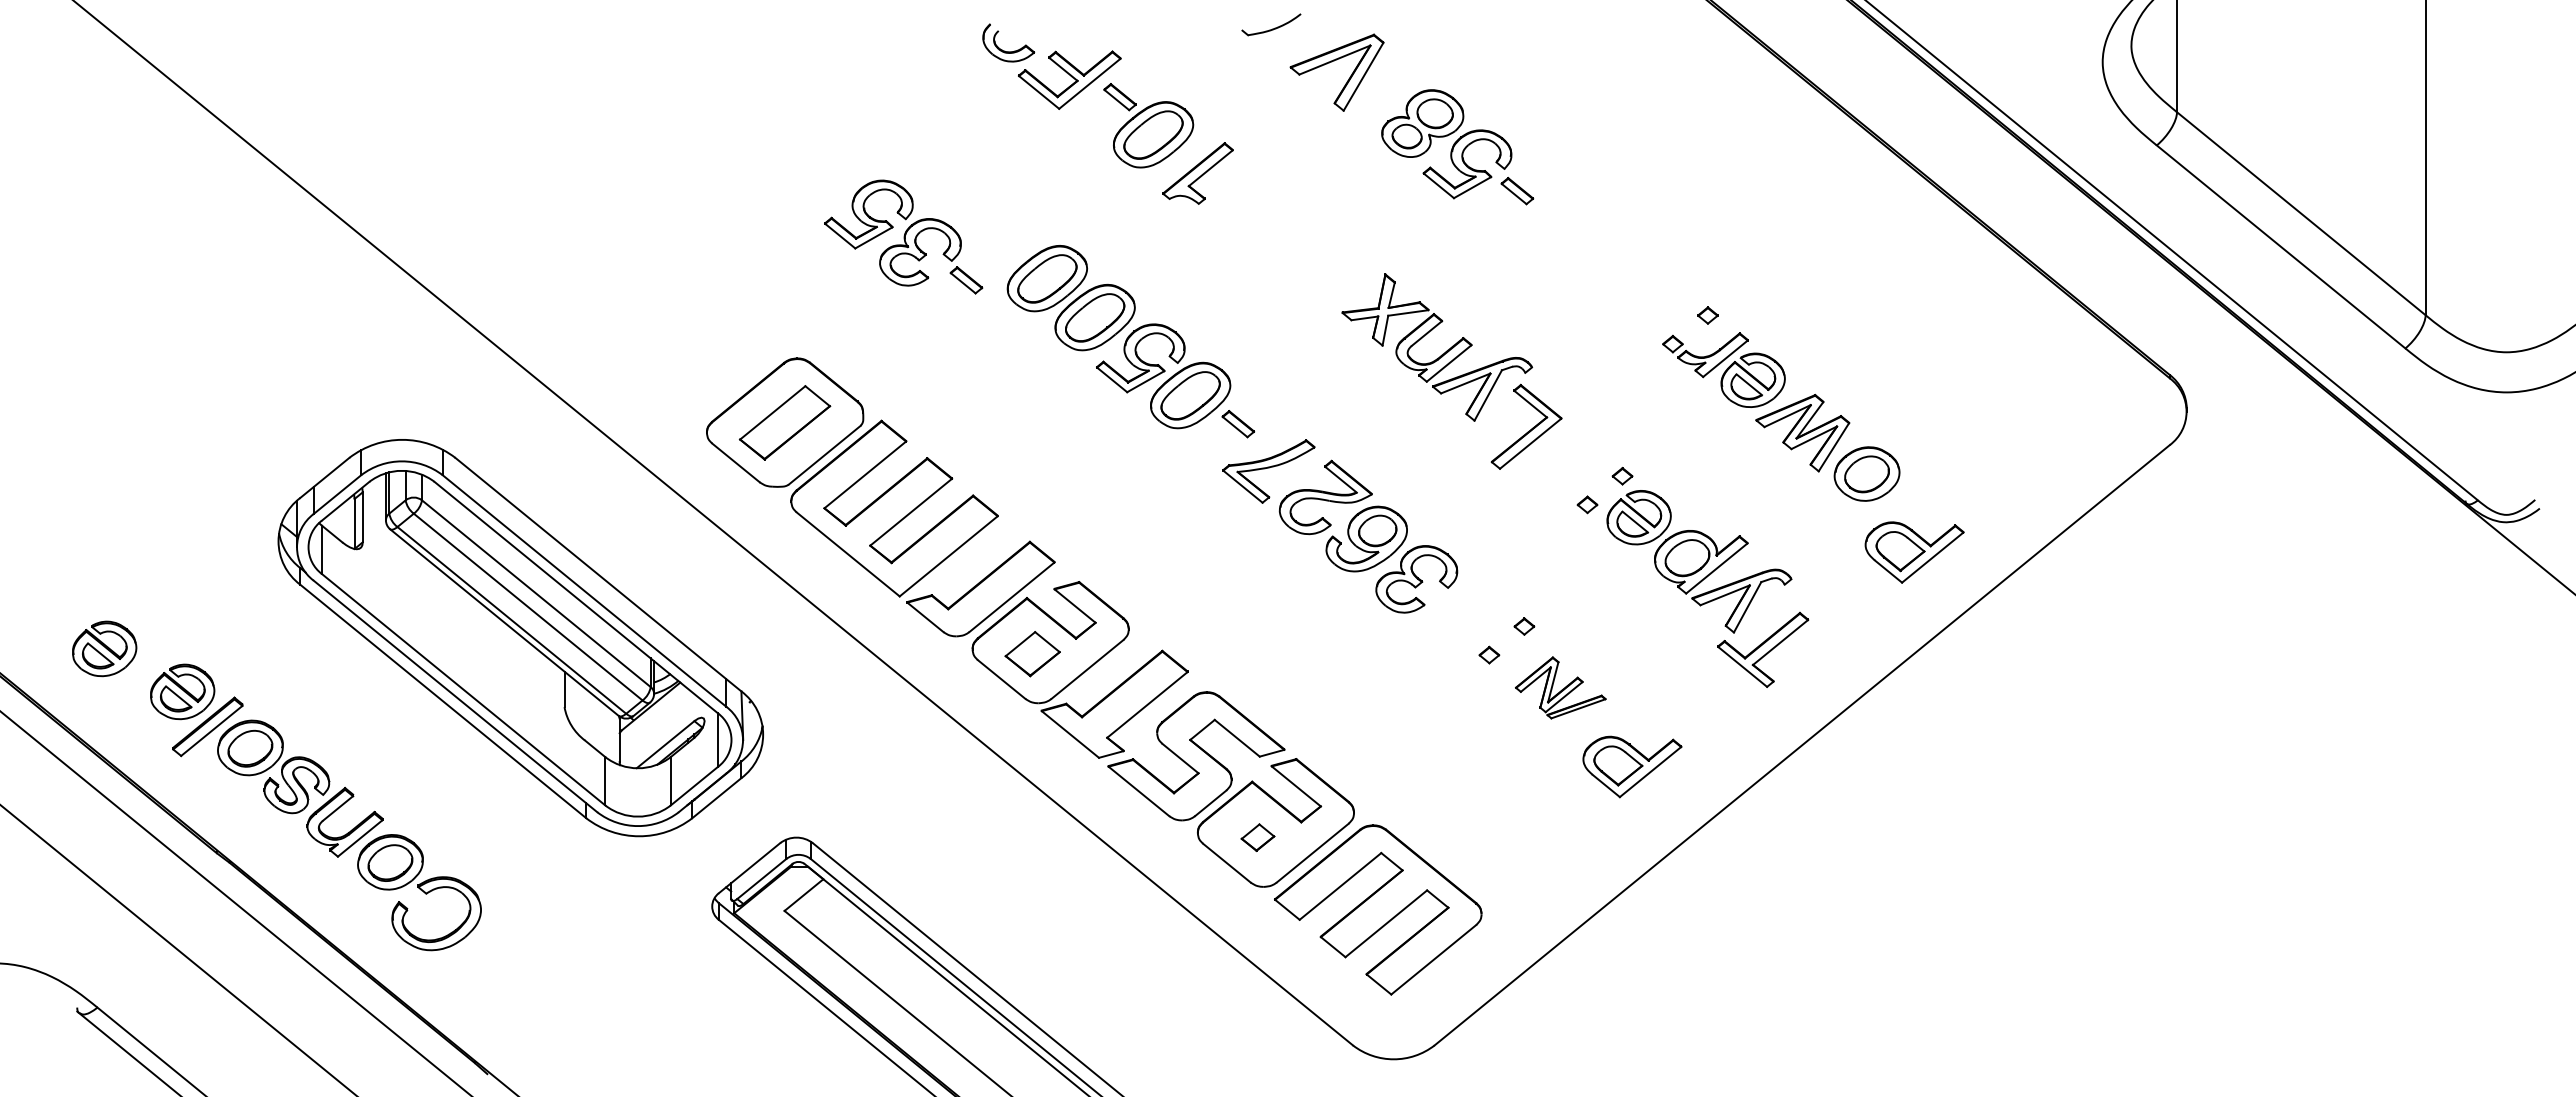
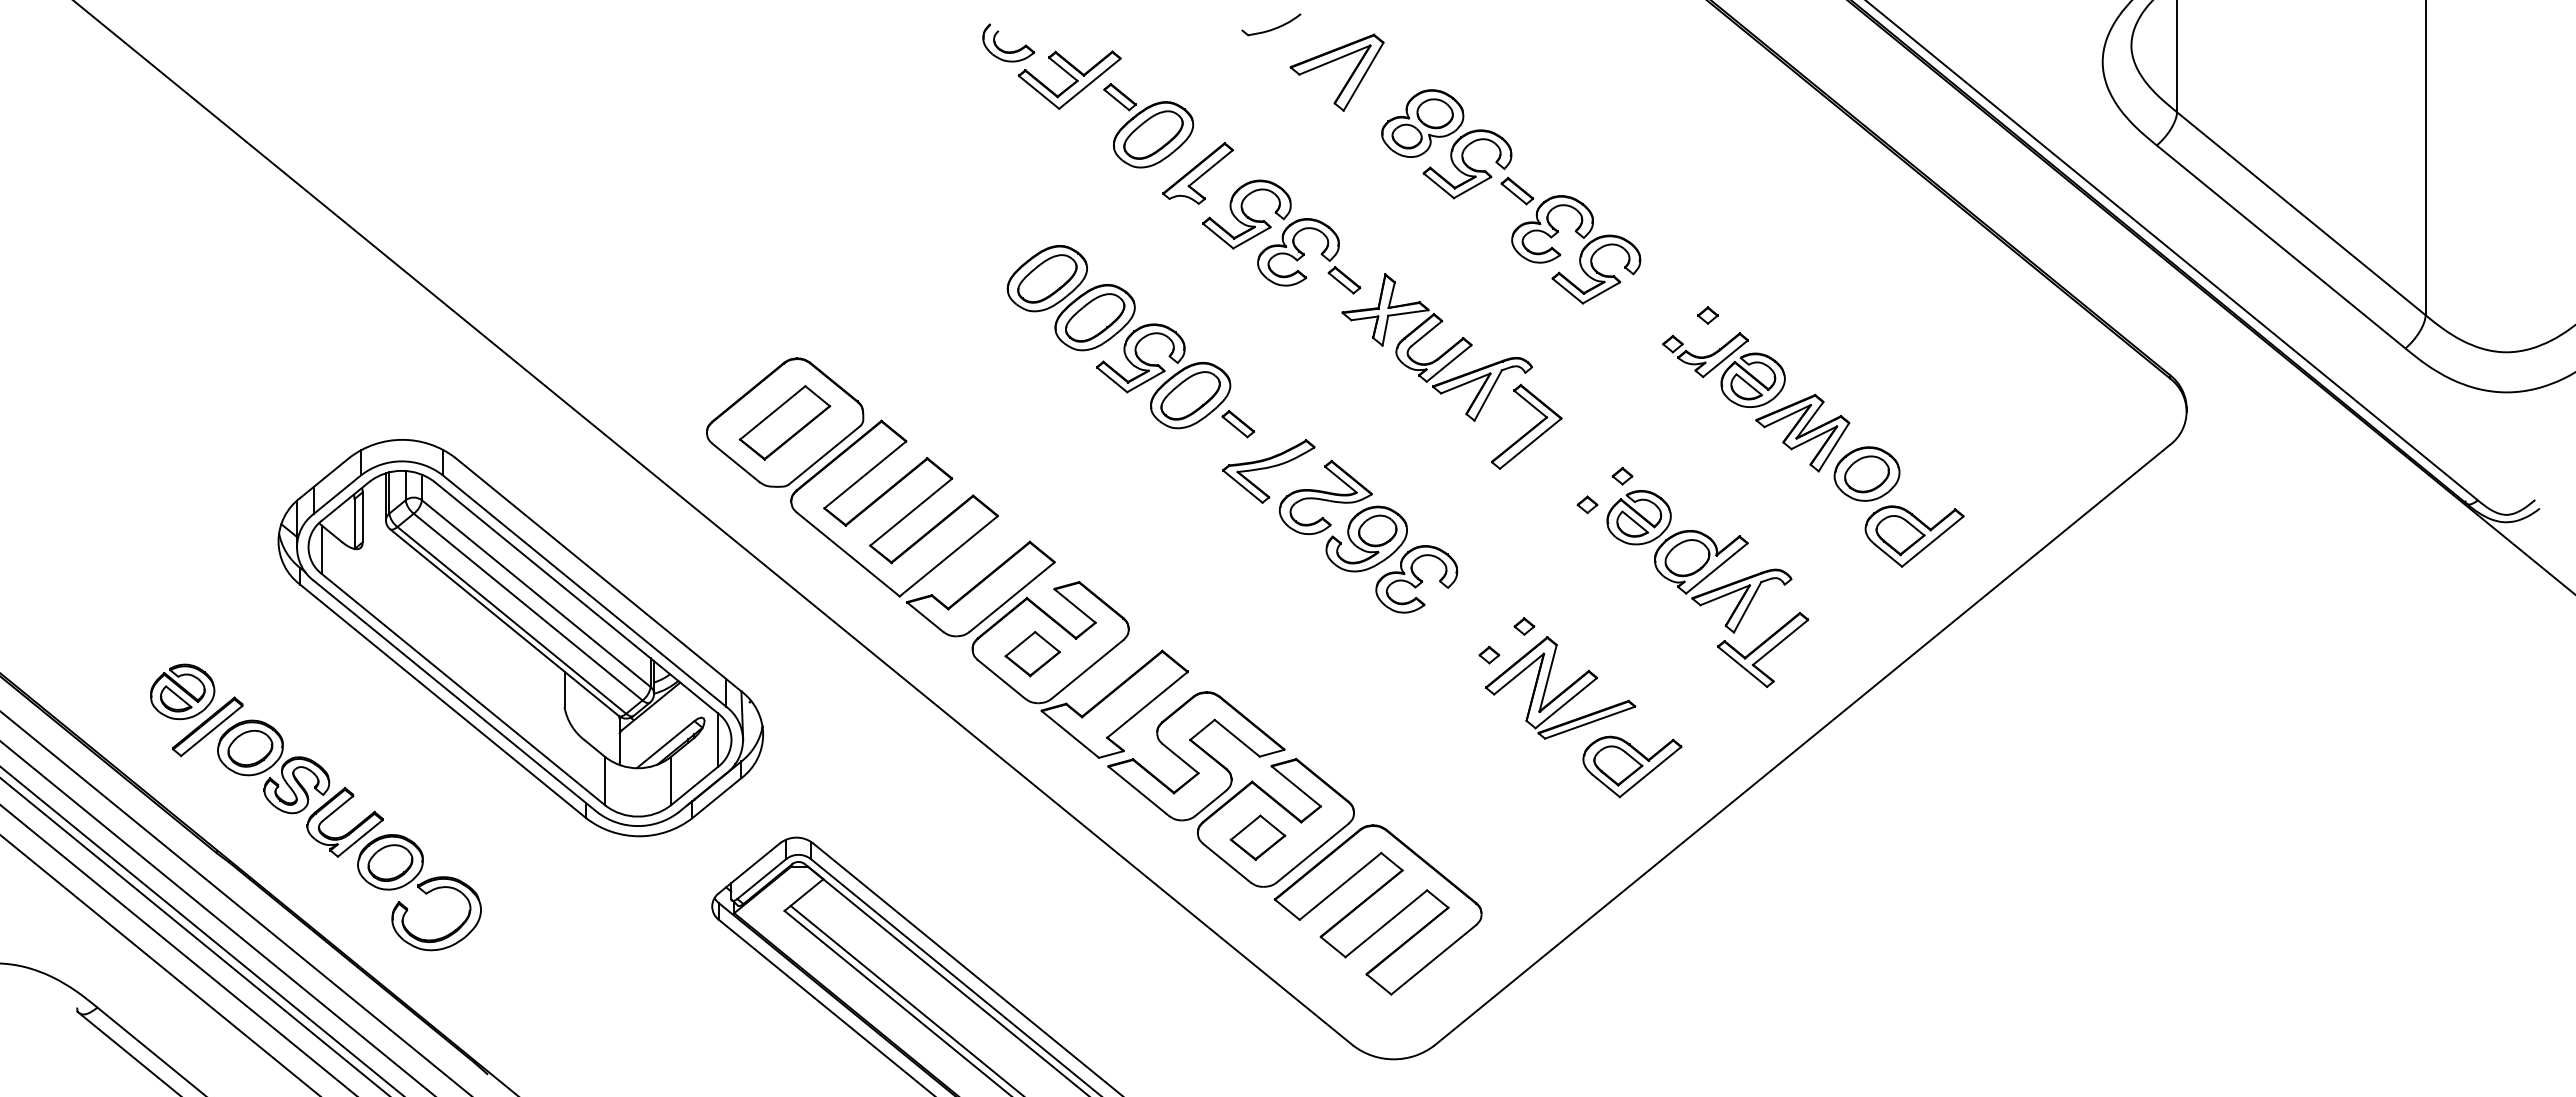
part position: (903, 236) -> (1281, 236) (1281, 236)
part: none -> present (1576, 249)
part position: (1914, 552) -> (1914, 536) (1914, 536)
part: present -> none (104, 648)
part size: 92x64 px -> 152x104 px (1560, 687)
part size: 36x29 px -> 58x47 px (1257, 837)
line: none -> present (217, 917)
line: none -> present (201, 930)
line: none -> present (194, 936)
line: none -> present (159, 964)
line: none -> present (905, 999)
